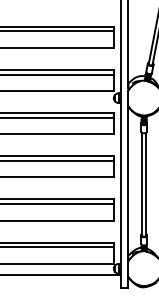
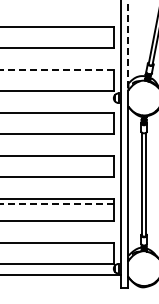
line: present -> none (58, 31)
line: solid -> dashed (128, 44)
line: solid -> dashed (57, 69)
line: present -> none (58, 74)
line: present -> none (58, 117)
line: present -> none (58, 160)
line: solid -> dashed (57, 204)
line: present -> none (58, 247)
